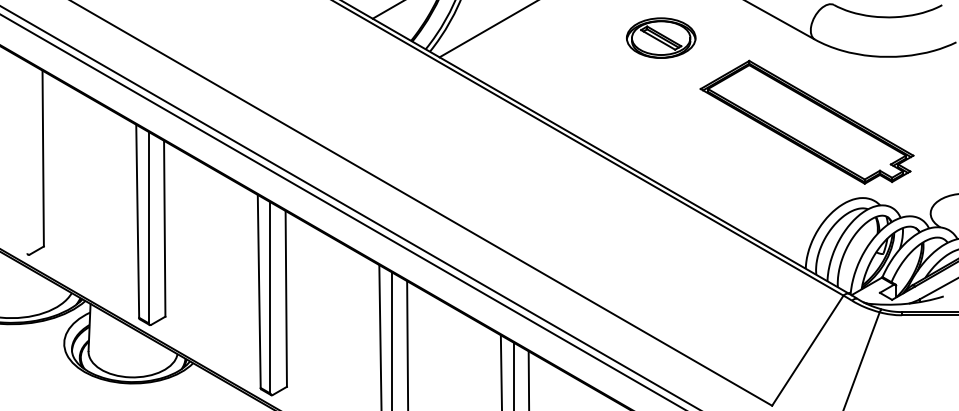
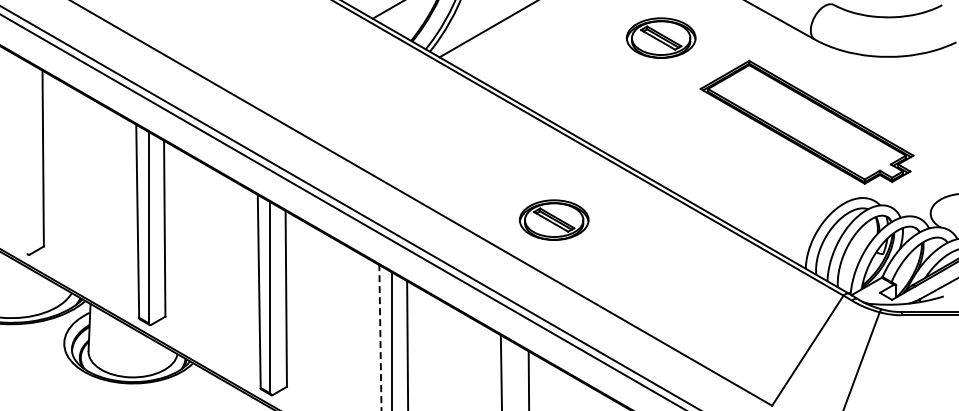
part: none -> present (554, 219)
line: solid -> dashed (380, 337)
line: present -> none (513, 374)
